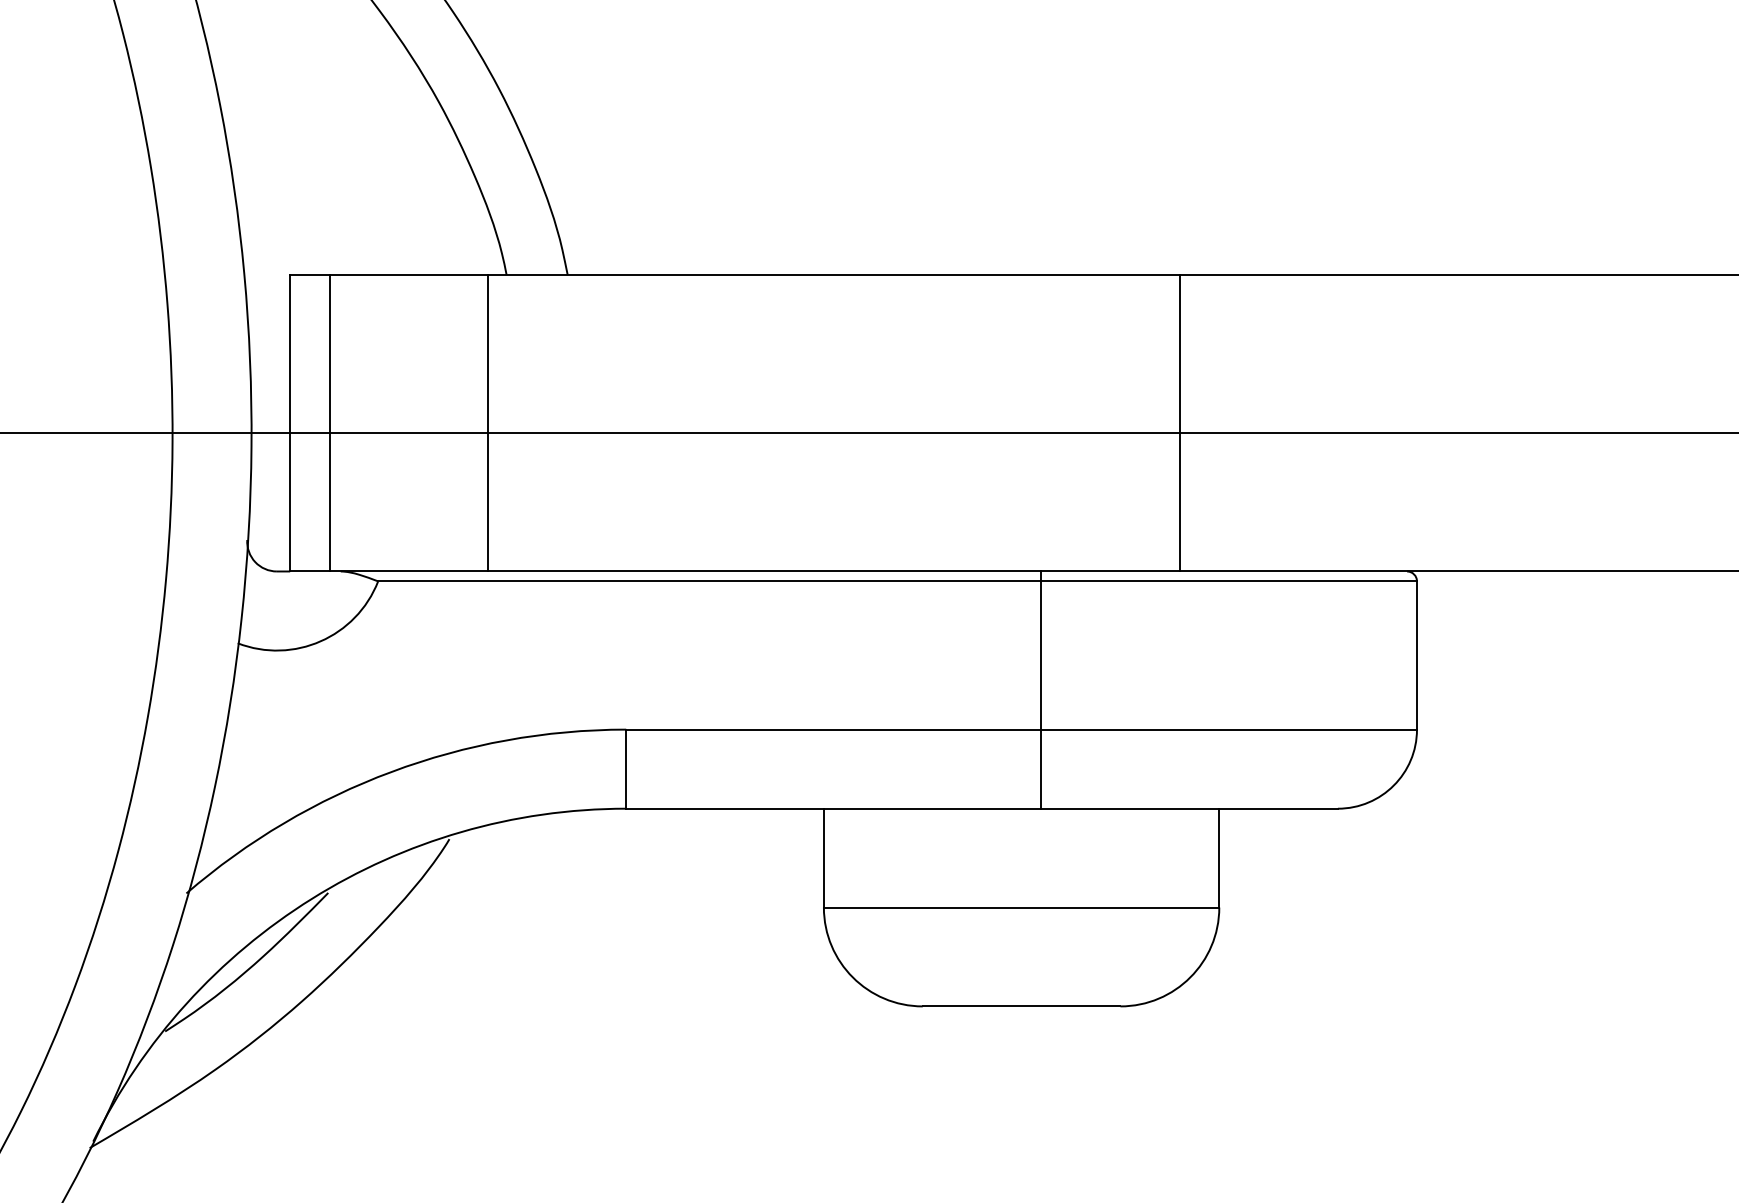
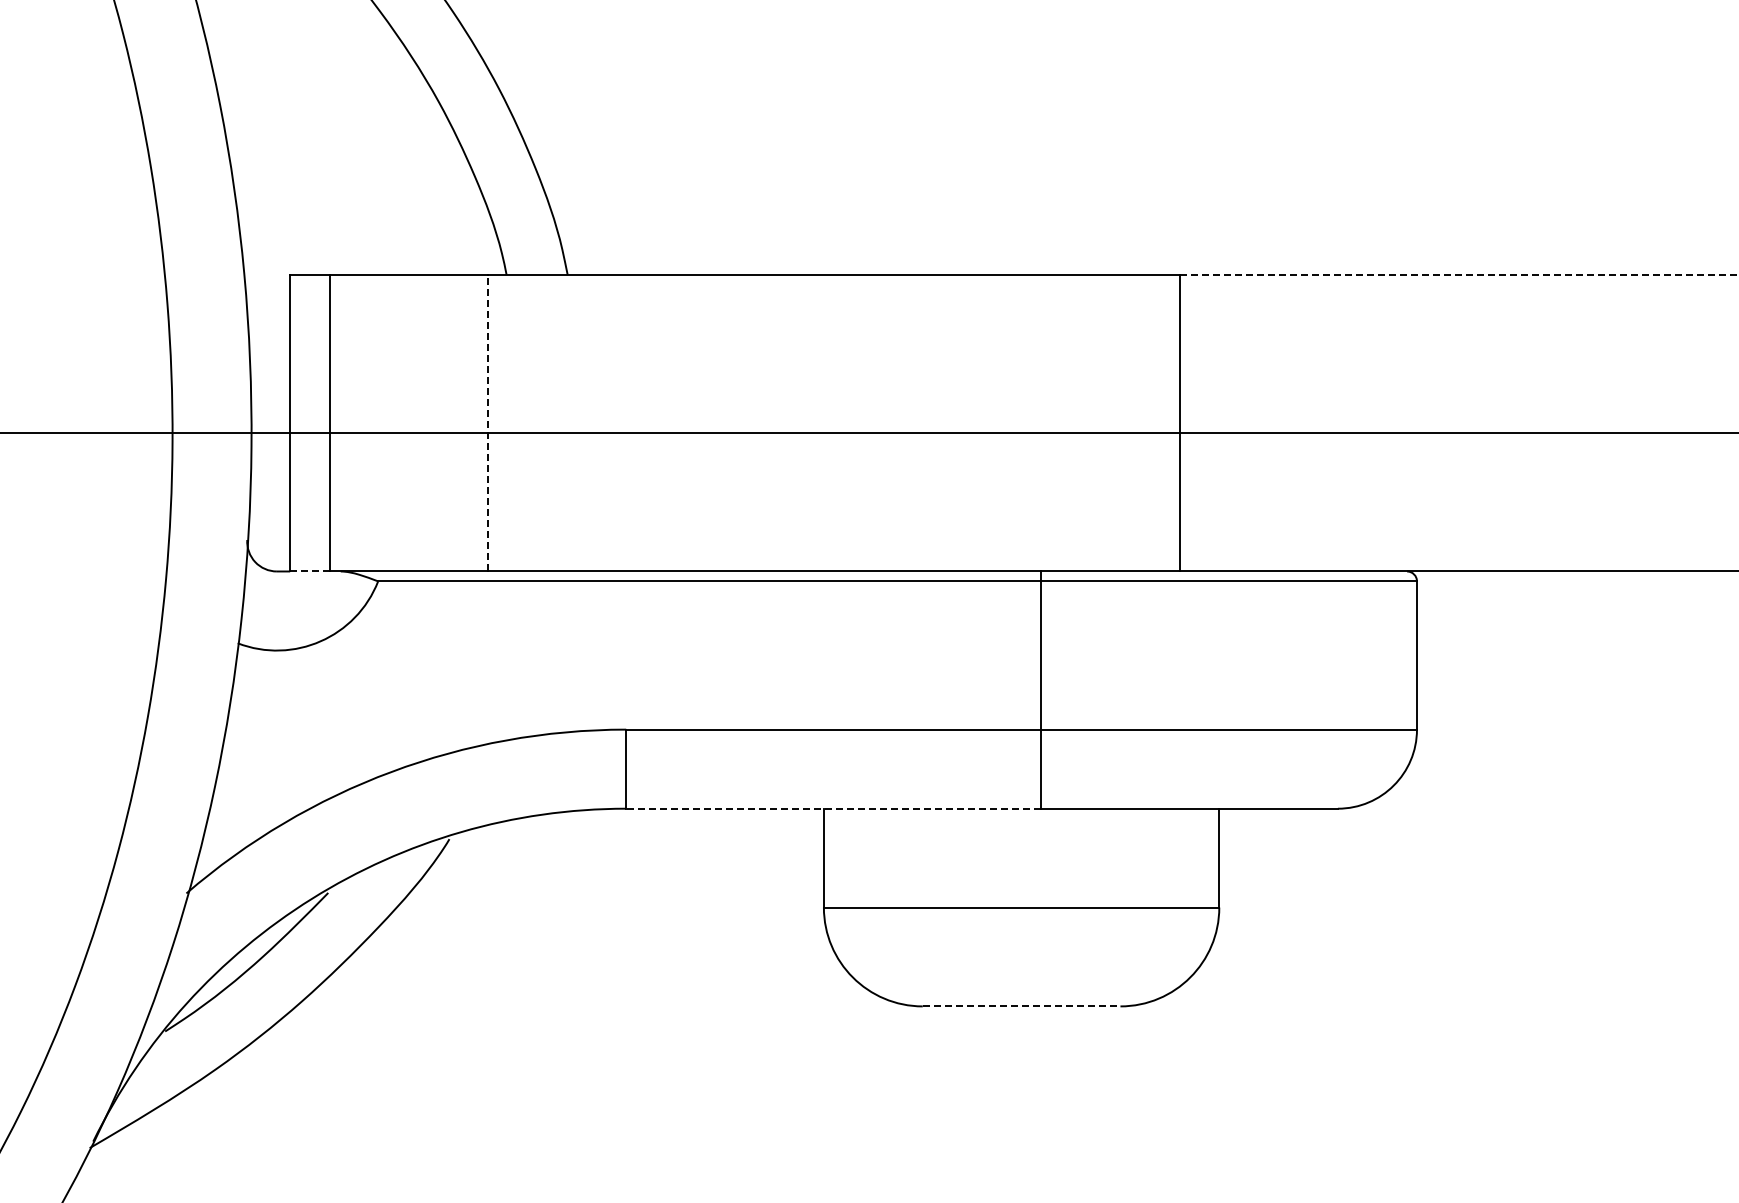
line: solid -> dashed (1459, 274)
line: solid -> dashed (487, 422)
line: solid -> dashed (309, 571)
line: solid -> dashed (833, 808)
line: solid -> dashed (1021, 1006)
